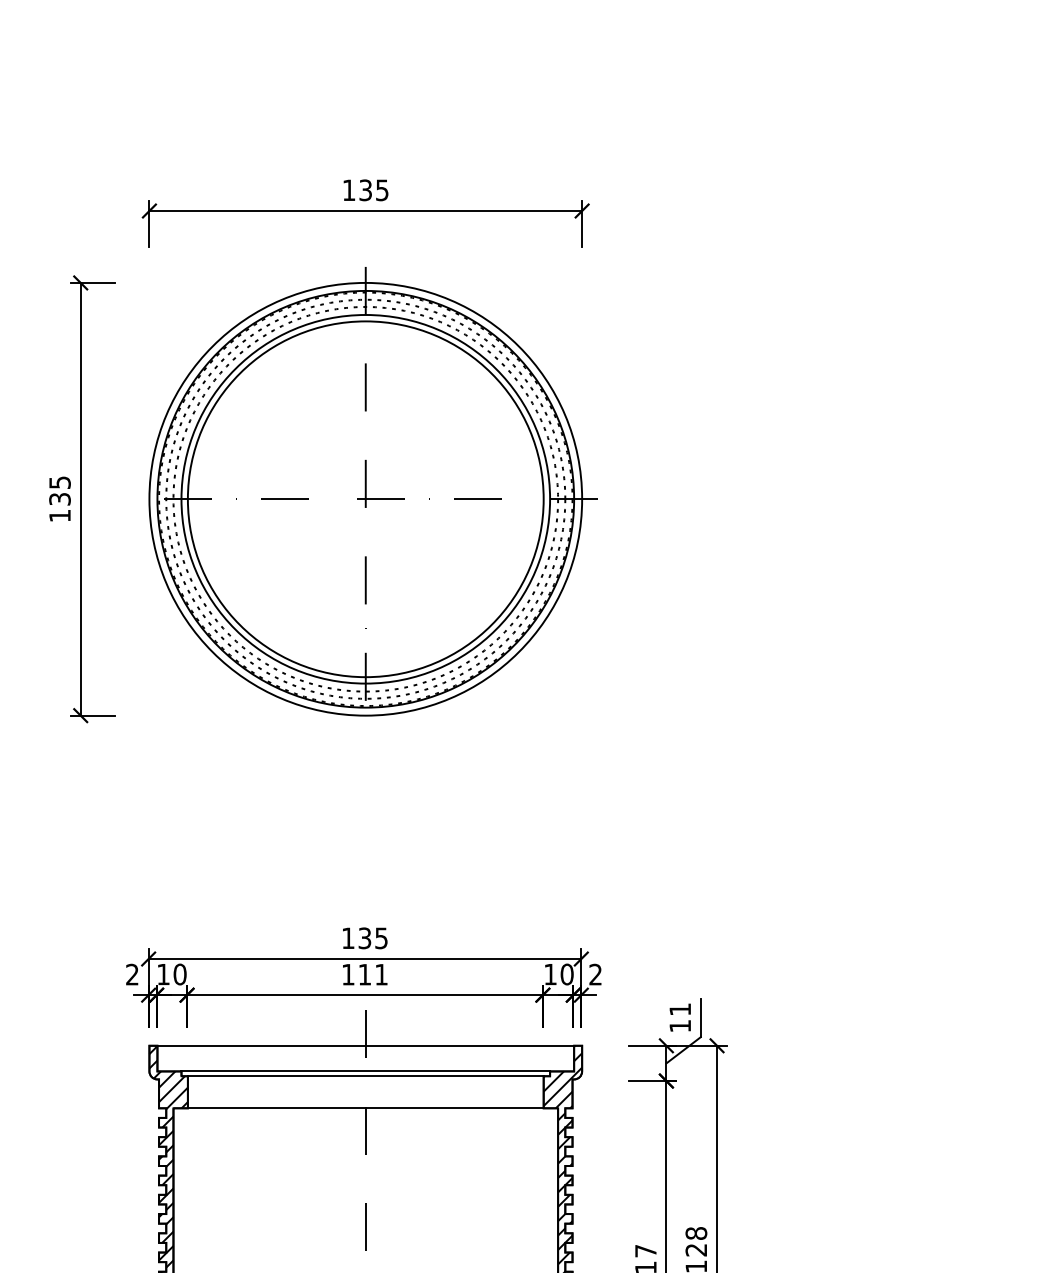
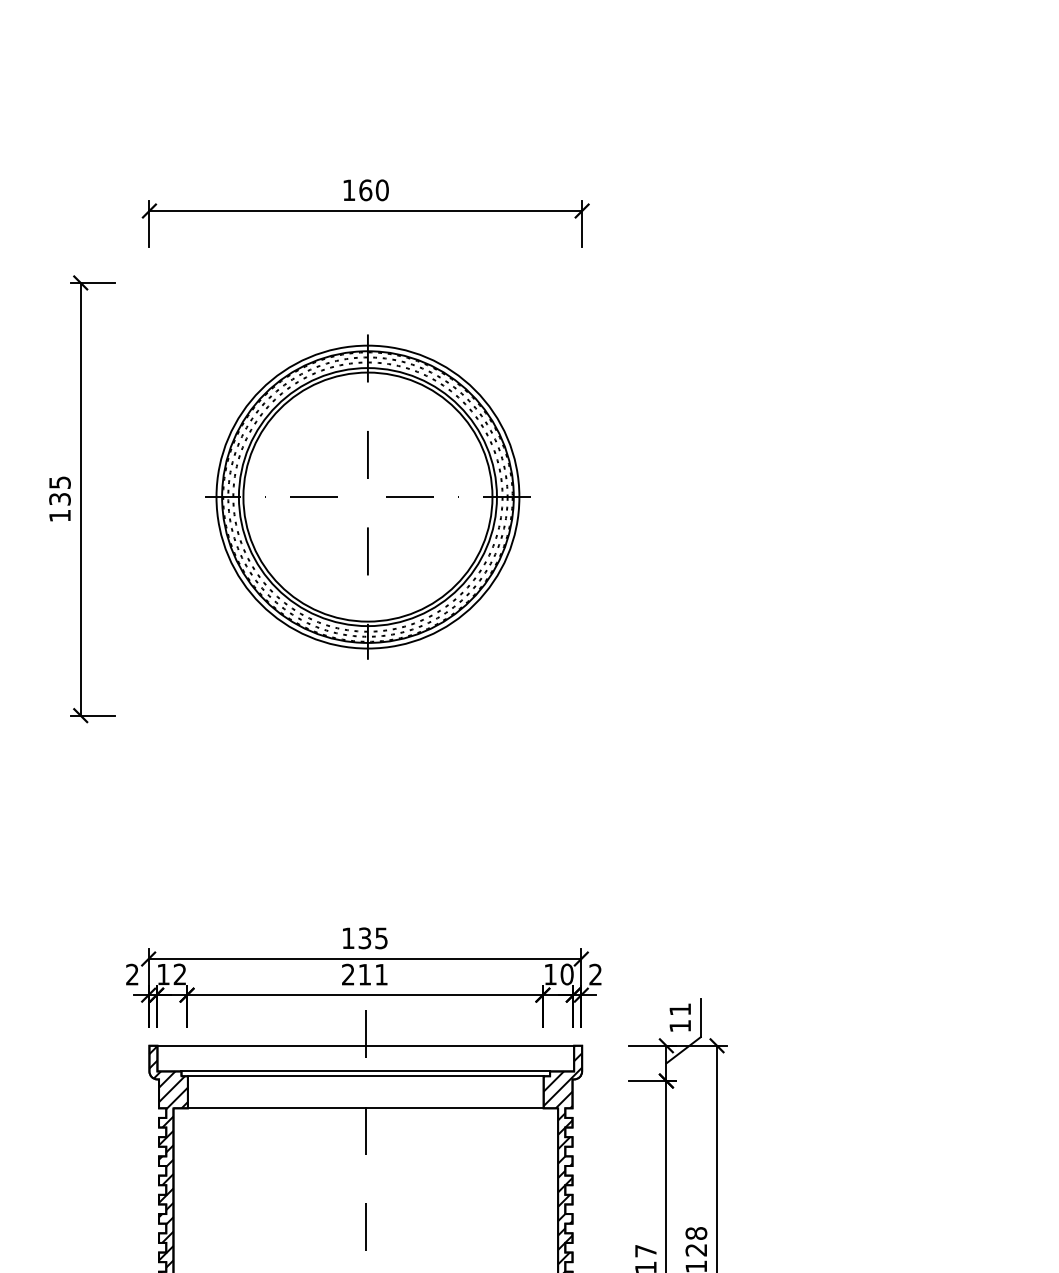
text: 135 -> 160 (373, 190)
part size: 450x450 px -> 322x322 px (369, 494)
text: 10 -> 12 (179, 974)
text: 111 -> 211 (348, 974)
